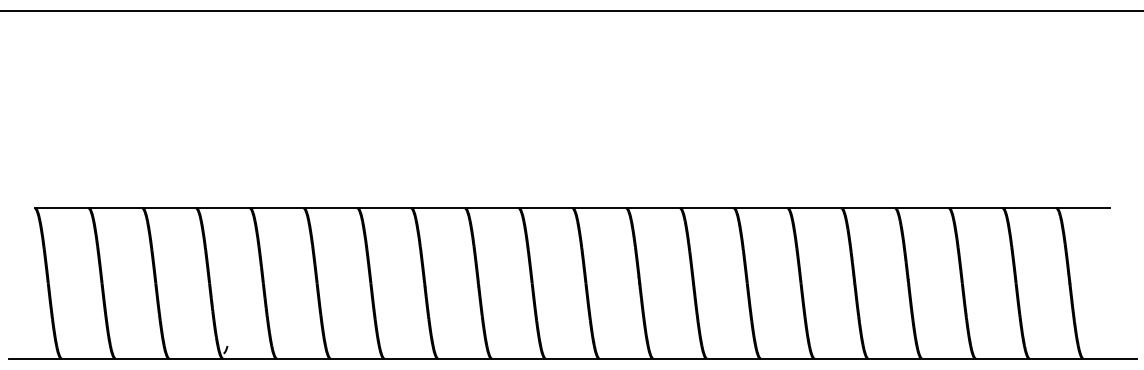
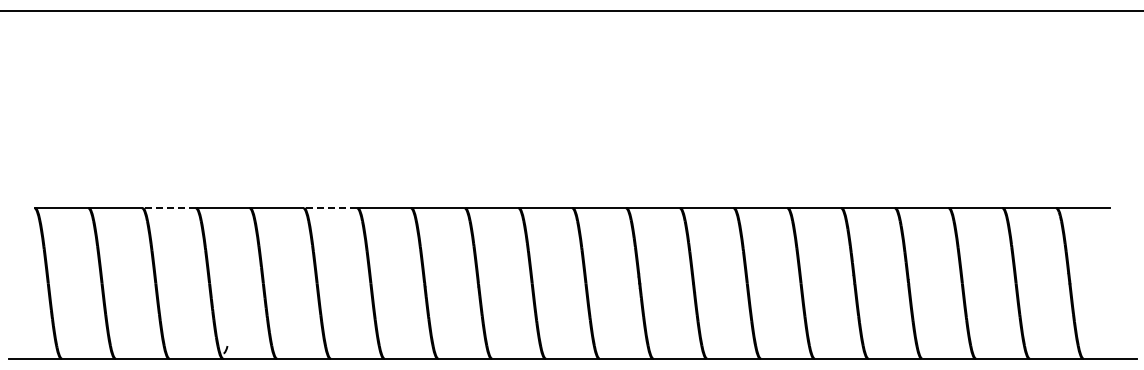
line: solid -> dashed (168, 208)
line: solid -> dashed (330, 208)
